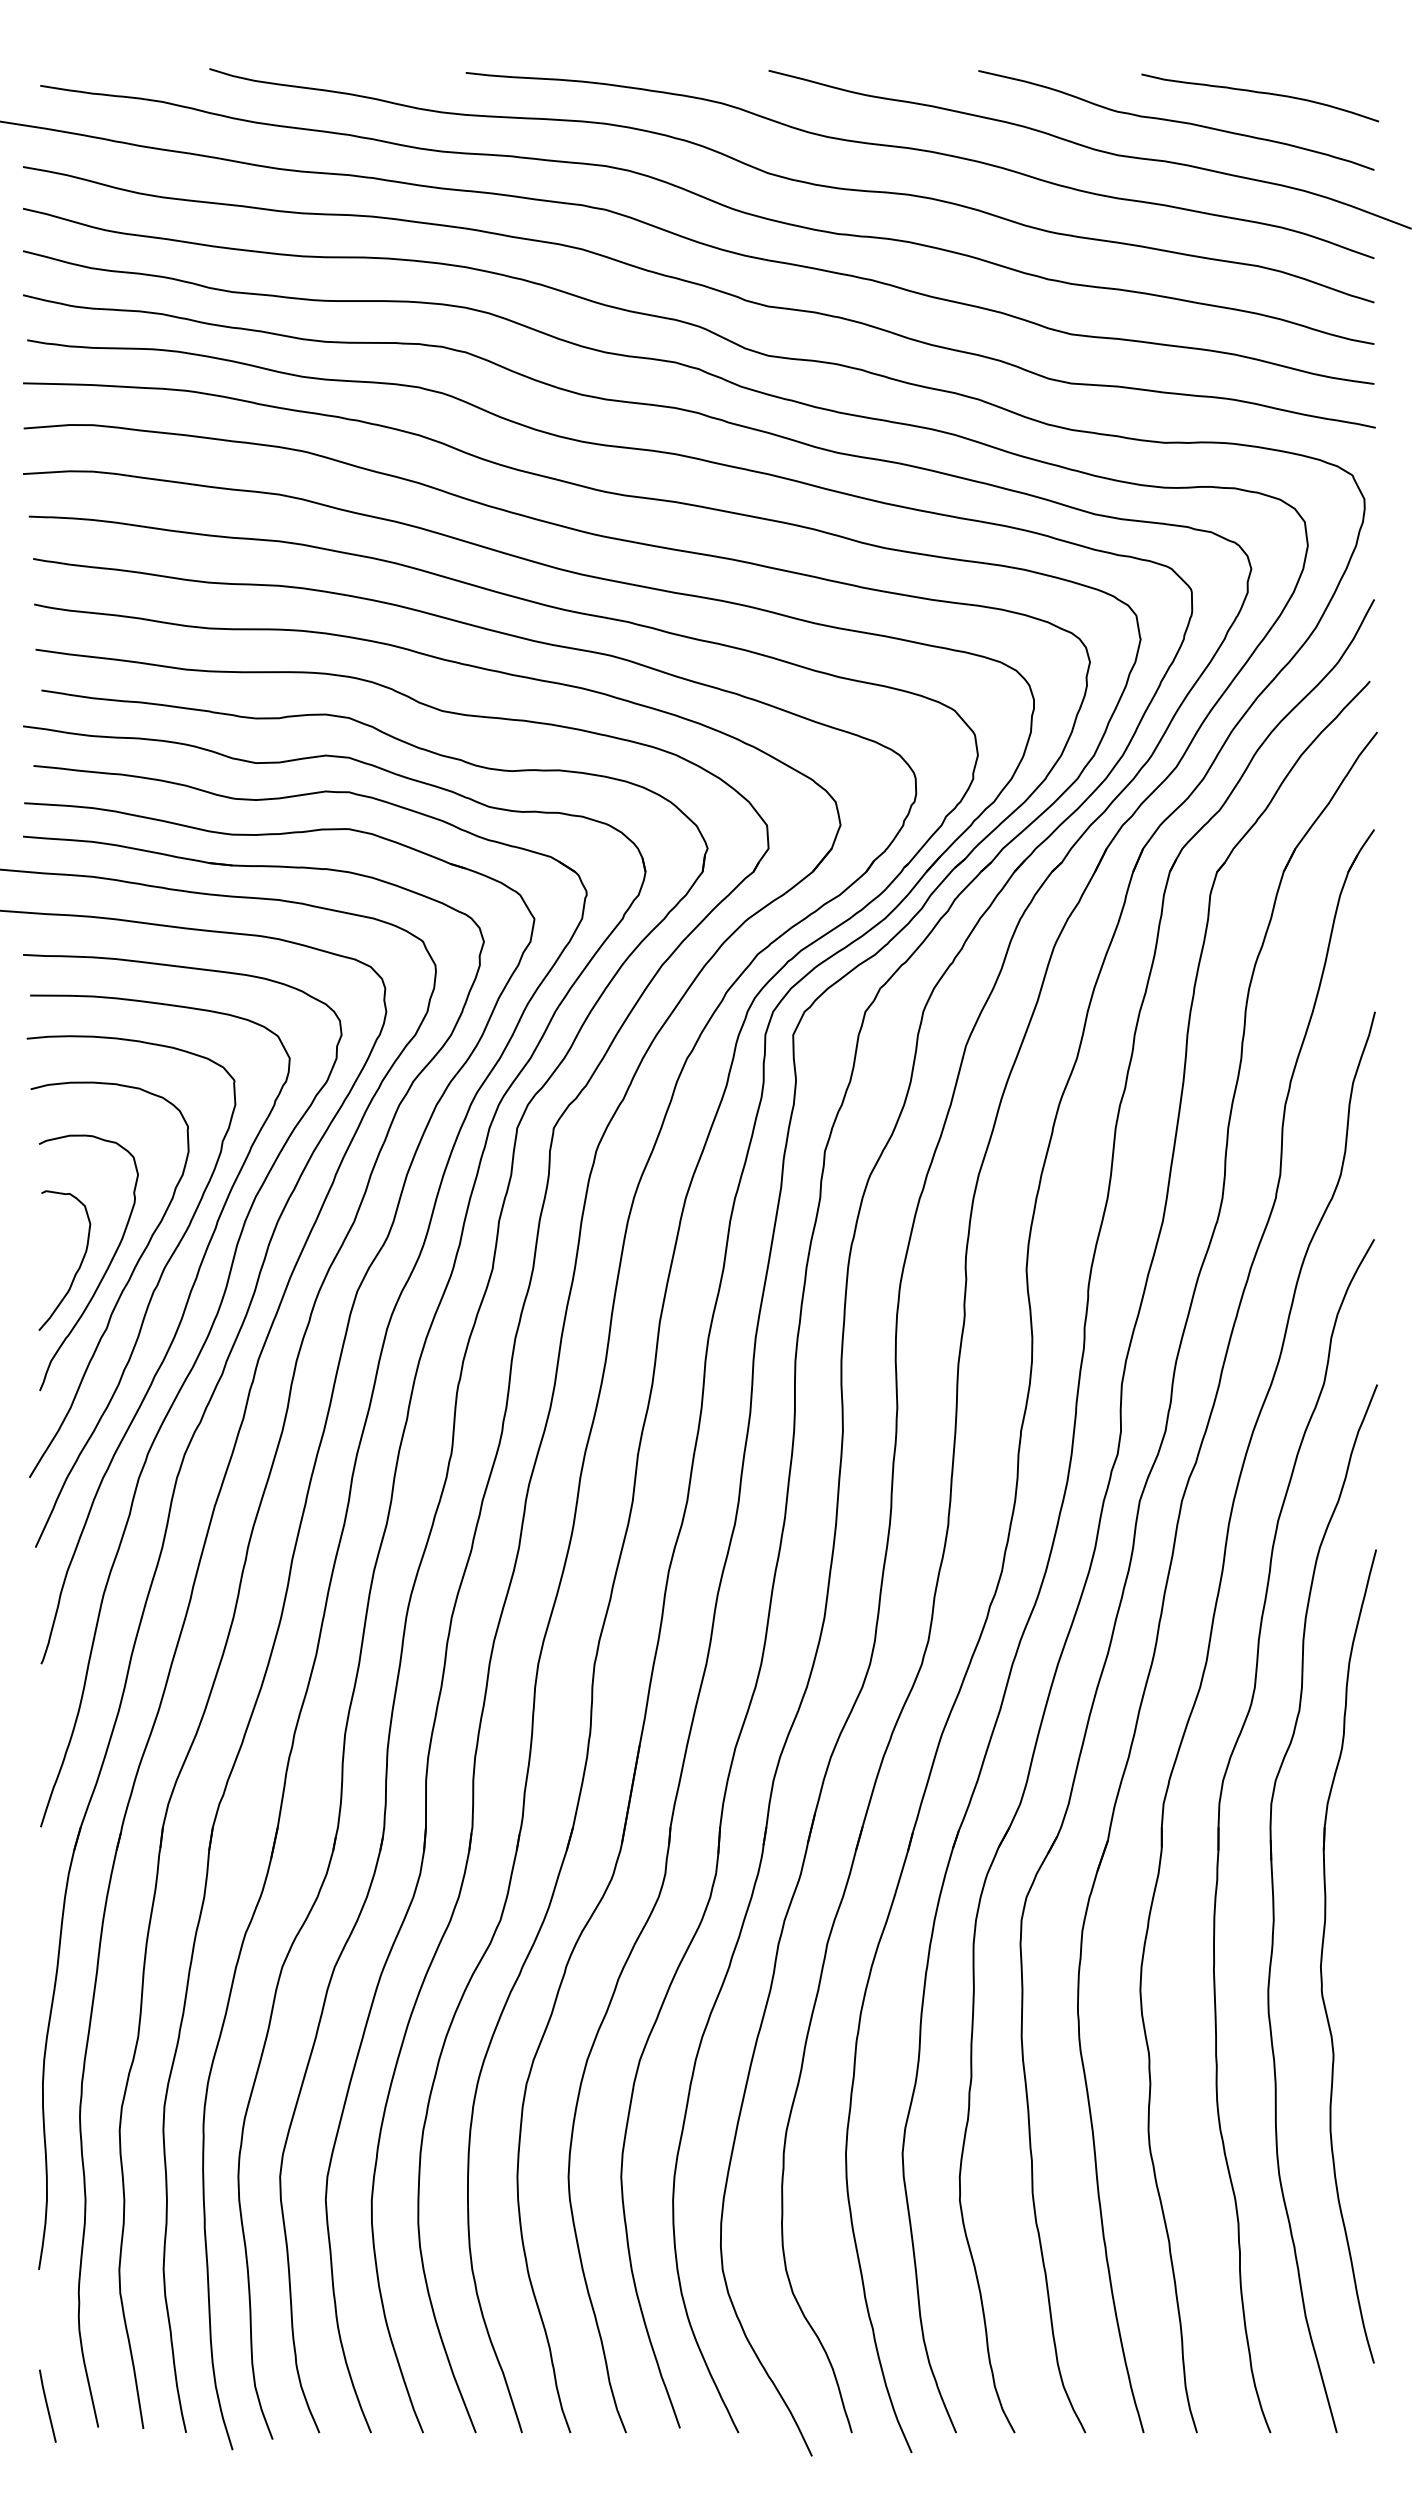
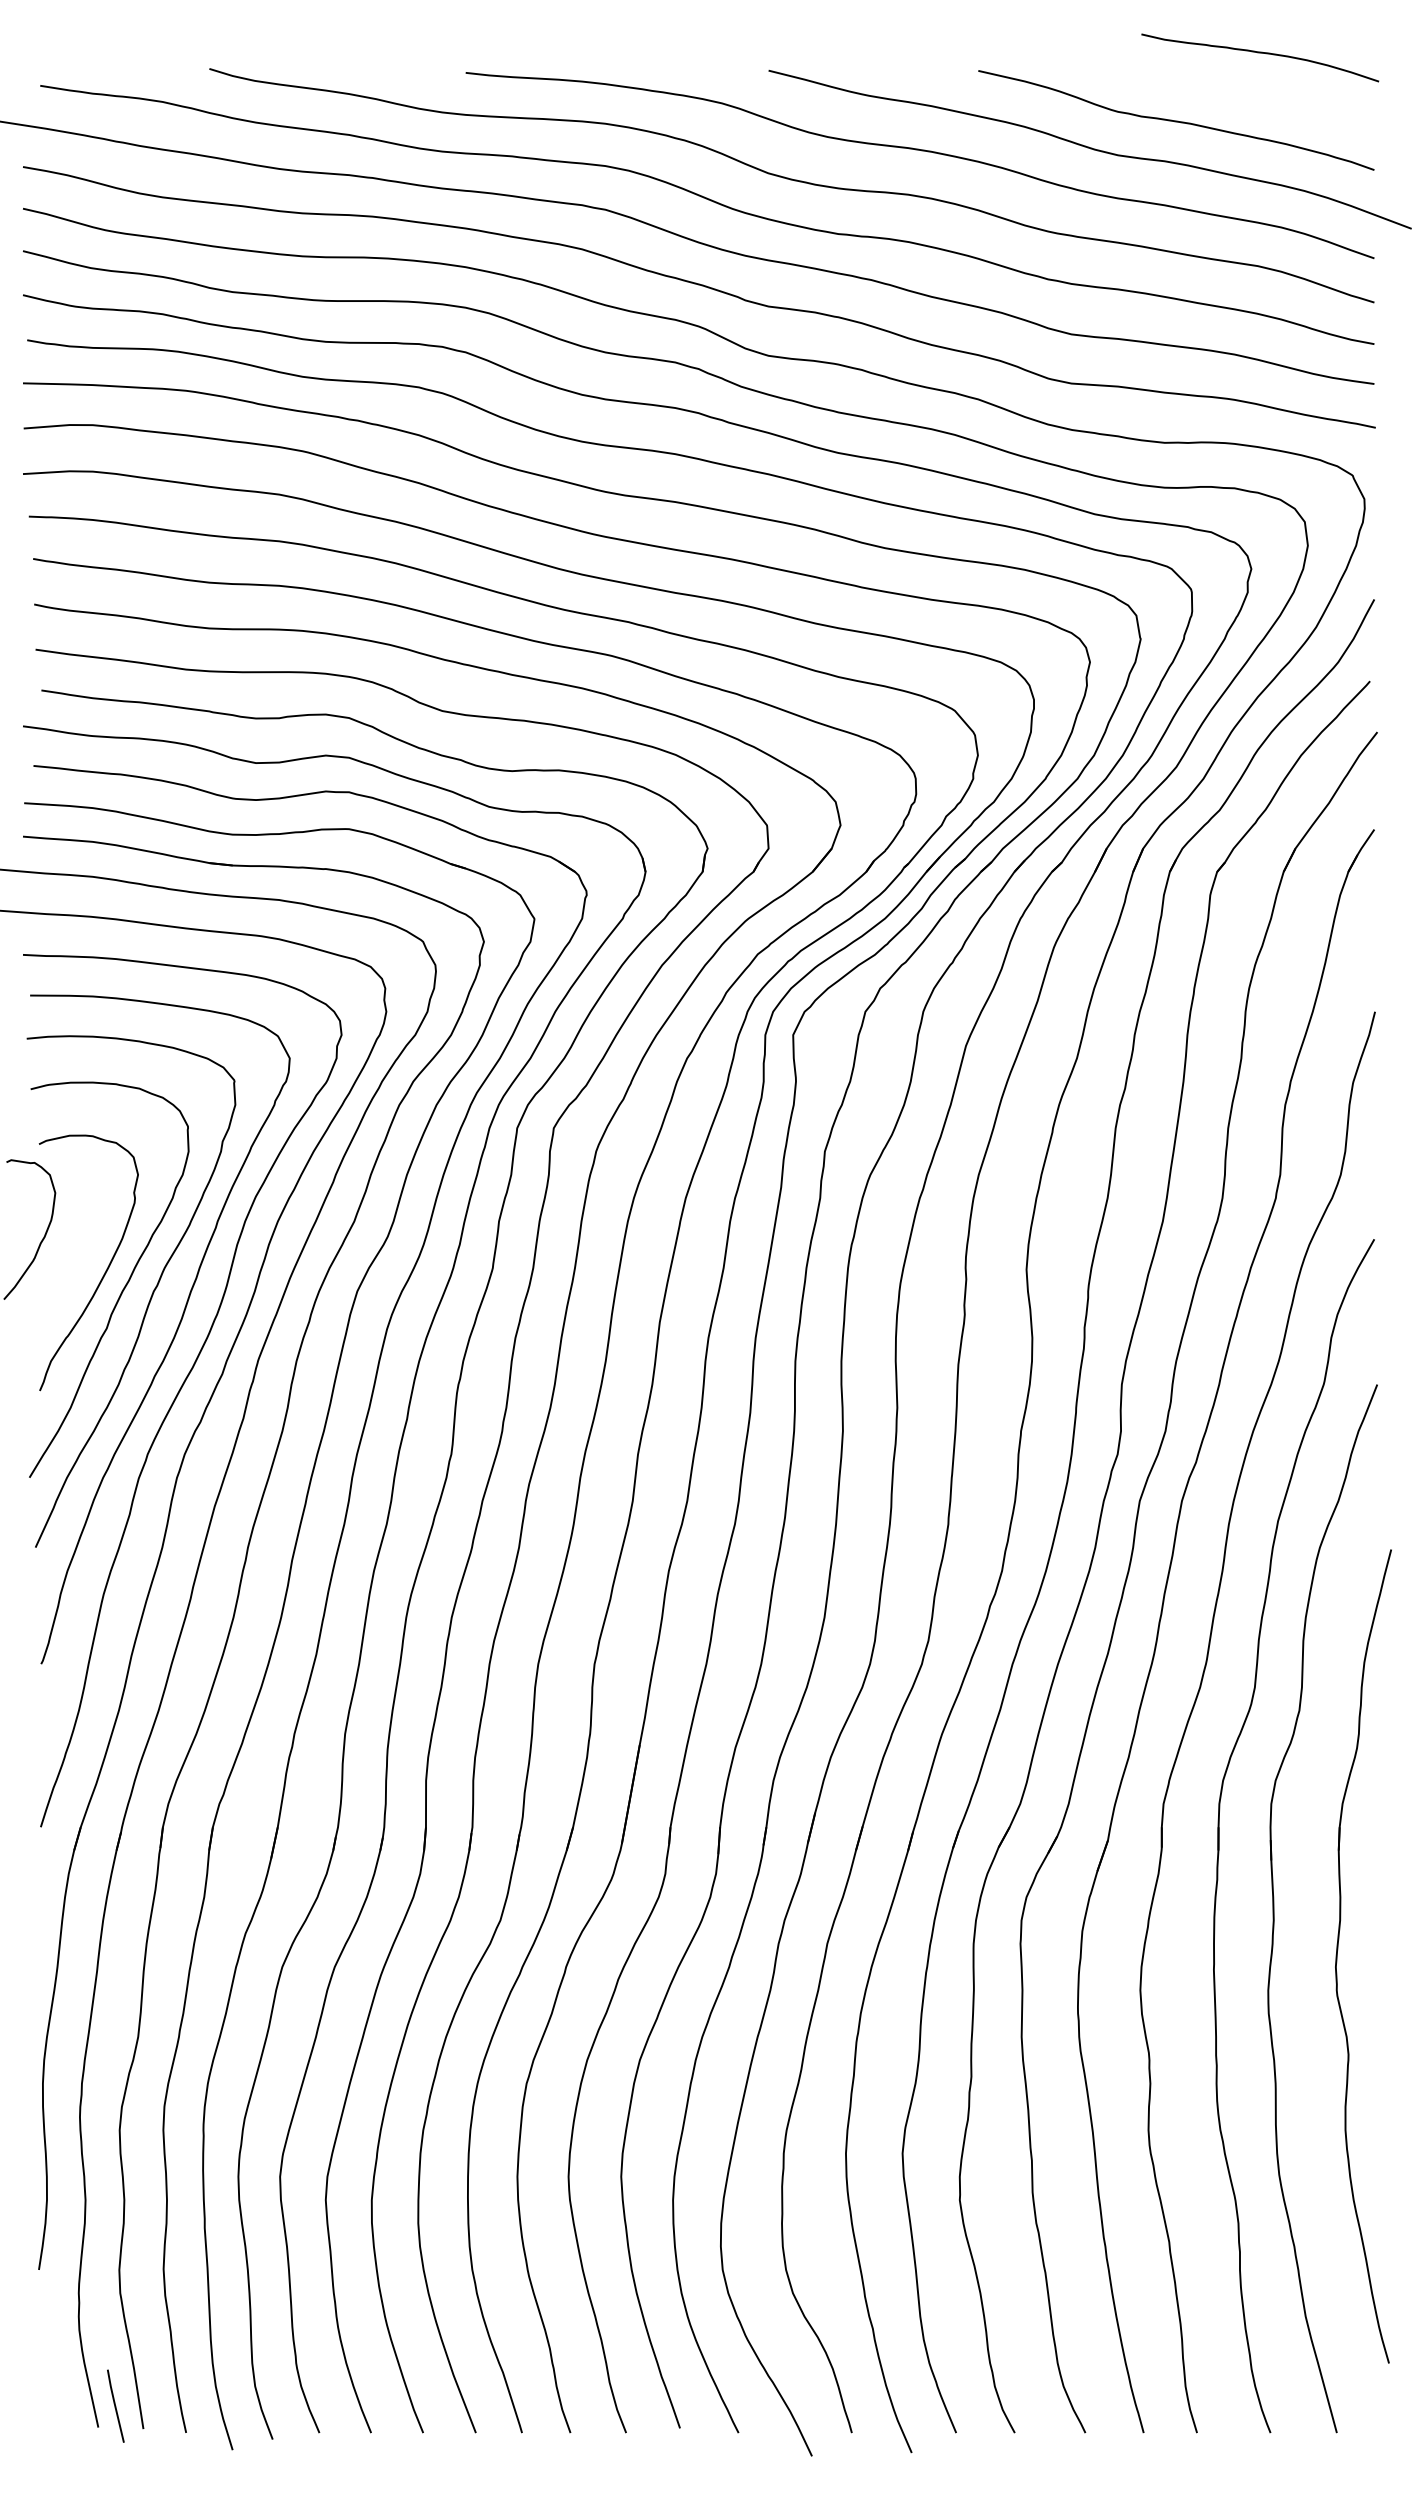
curve position: (1260, 93) -> (1260, 53) (1260, 53)
curve position: (78, 1267) -> (43, 1236) (43, 1236)
part position: (1323, 1949) -> (1338, 1949) (1338, 1949)
line position: (47, 2405) -> (115, 2405) (115, 2405)
